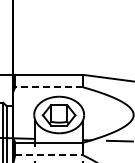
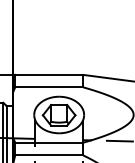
line: dashed -> solid (48, 87)
line: dashed -> solid (49, 155)
